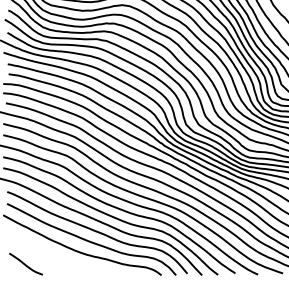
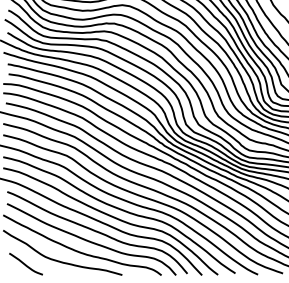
curve: none -> present (59, 260)
